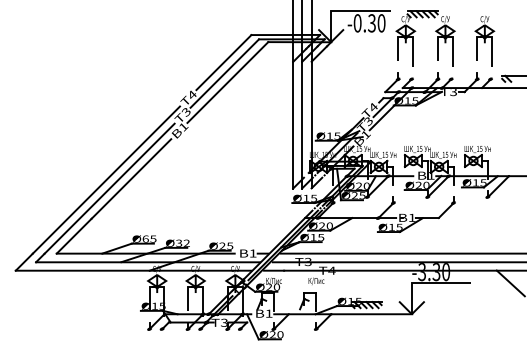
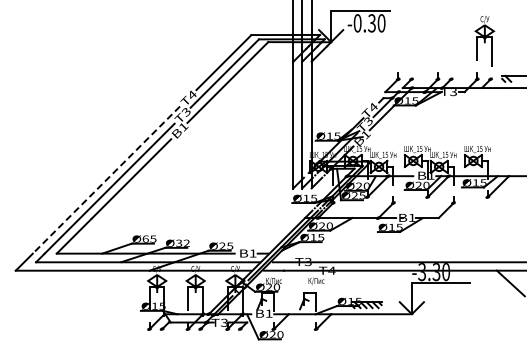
part: present -> none (416, 31)
line: solid -> dashed (106, 180)
line: present -> none (401, 253)
